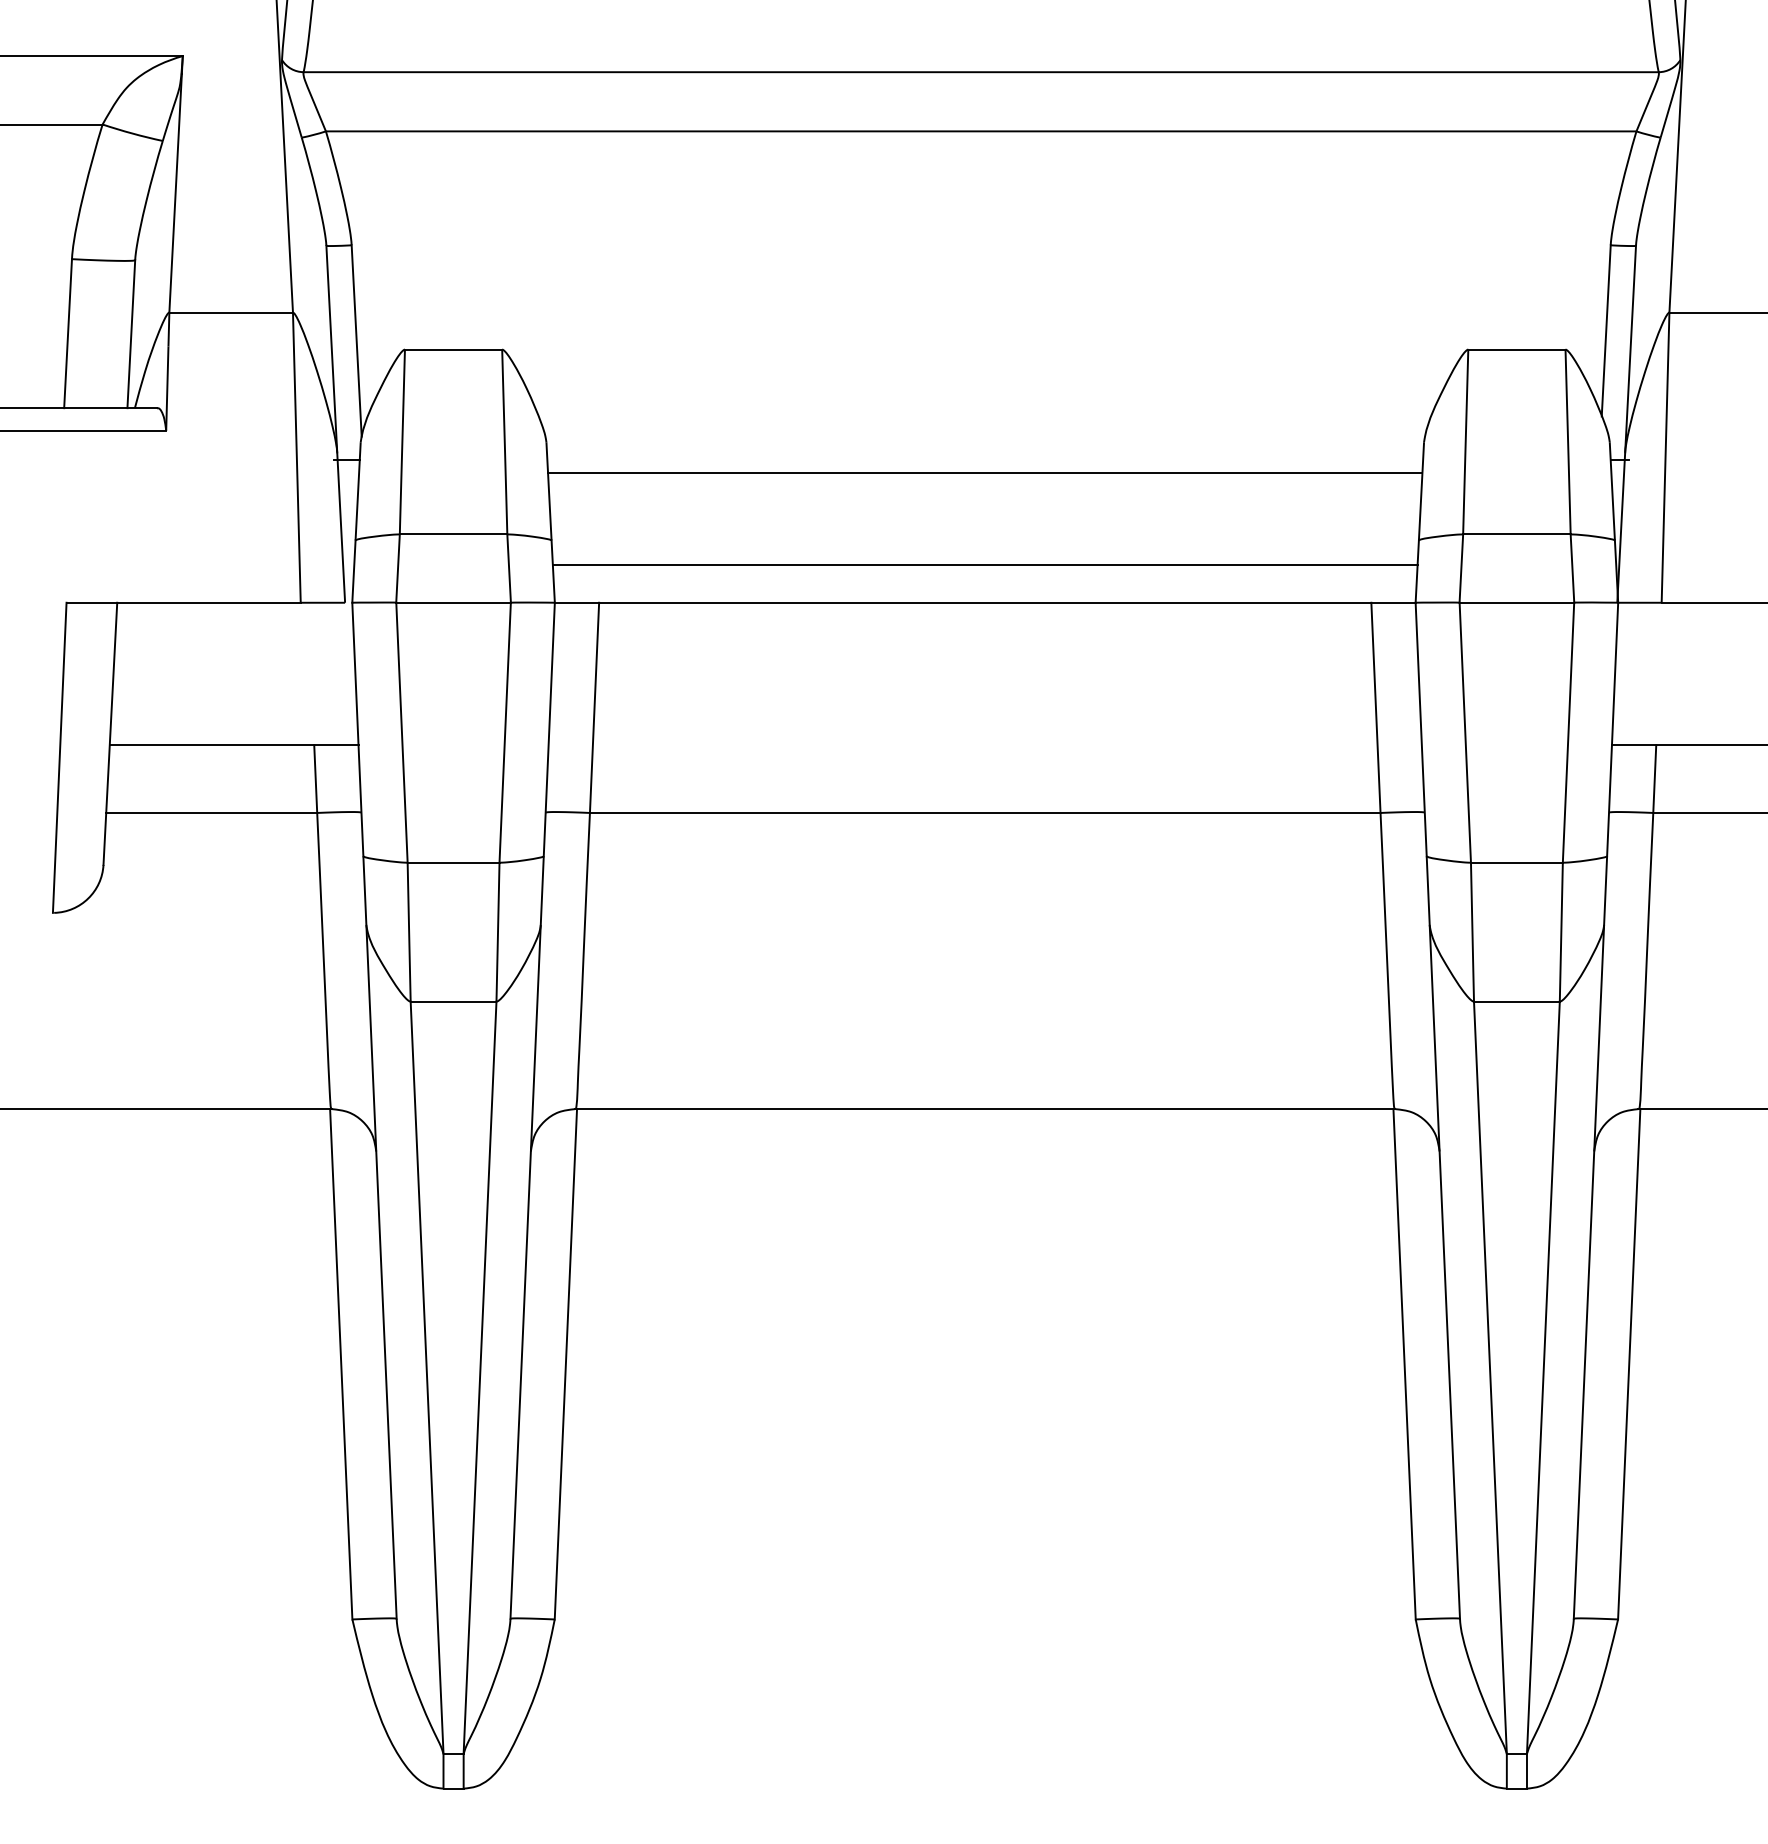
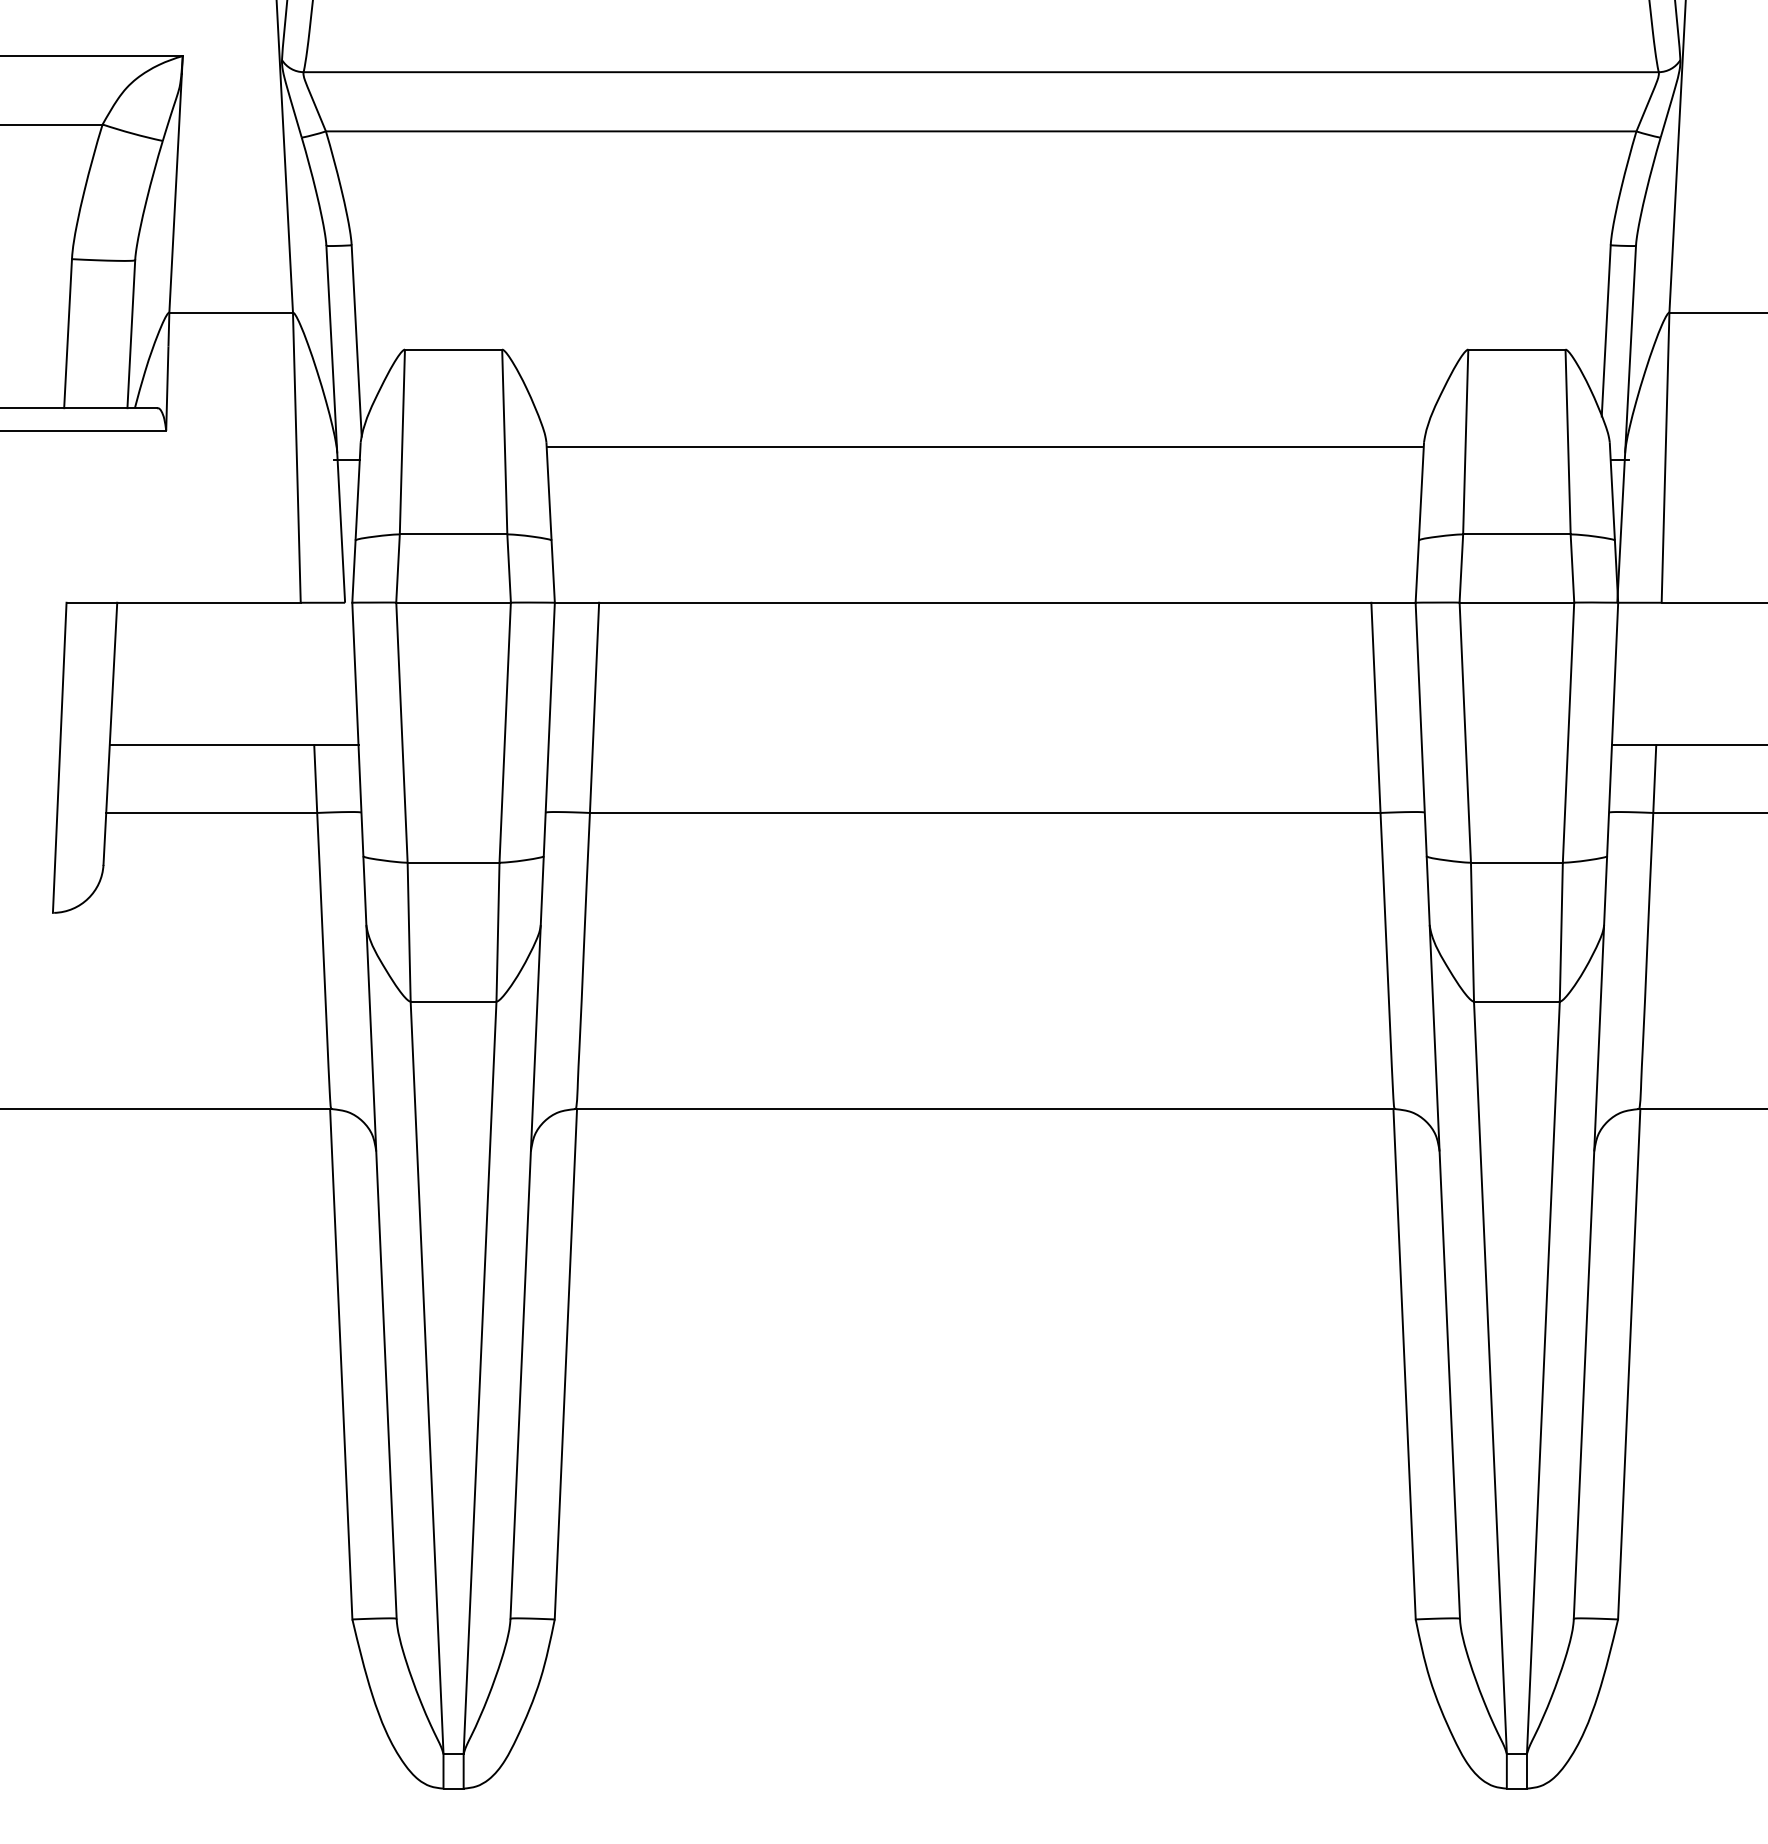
line position: (985, 473) -> (985, 447) (985, 447)
line: present -> none (984, 564)
